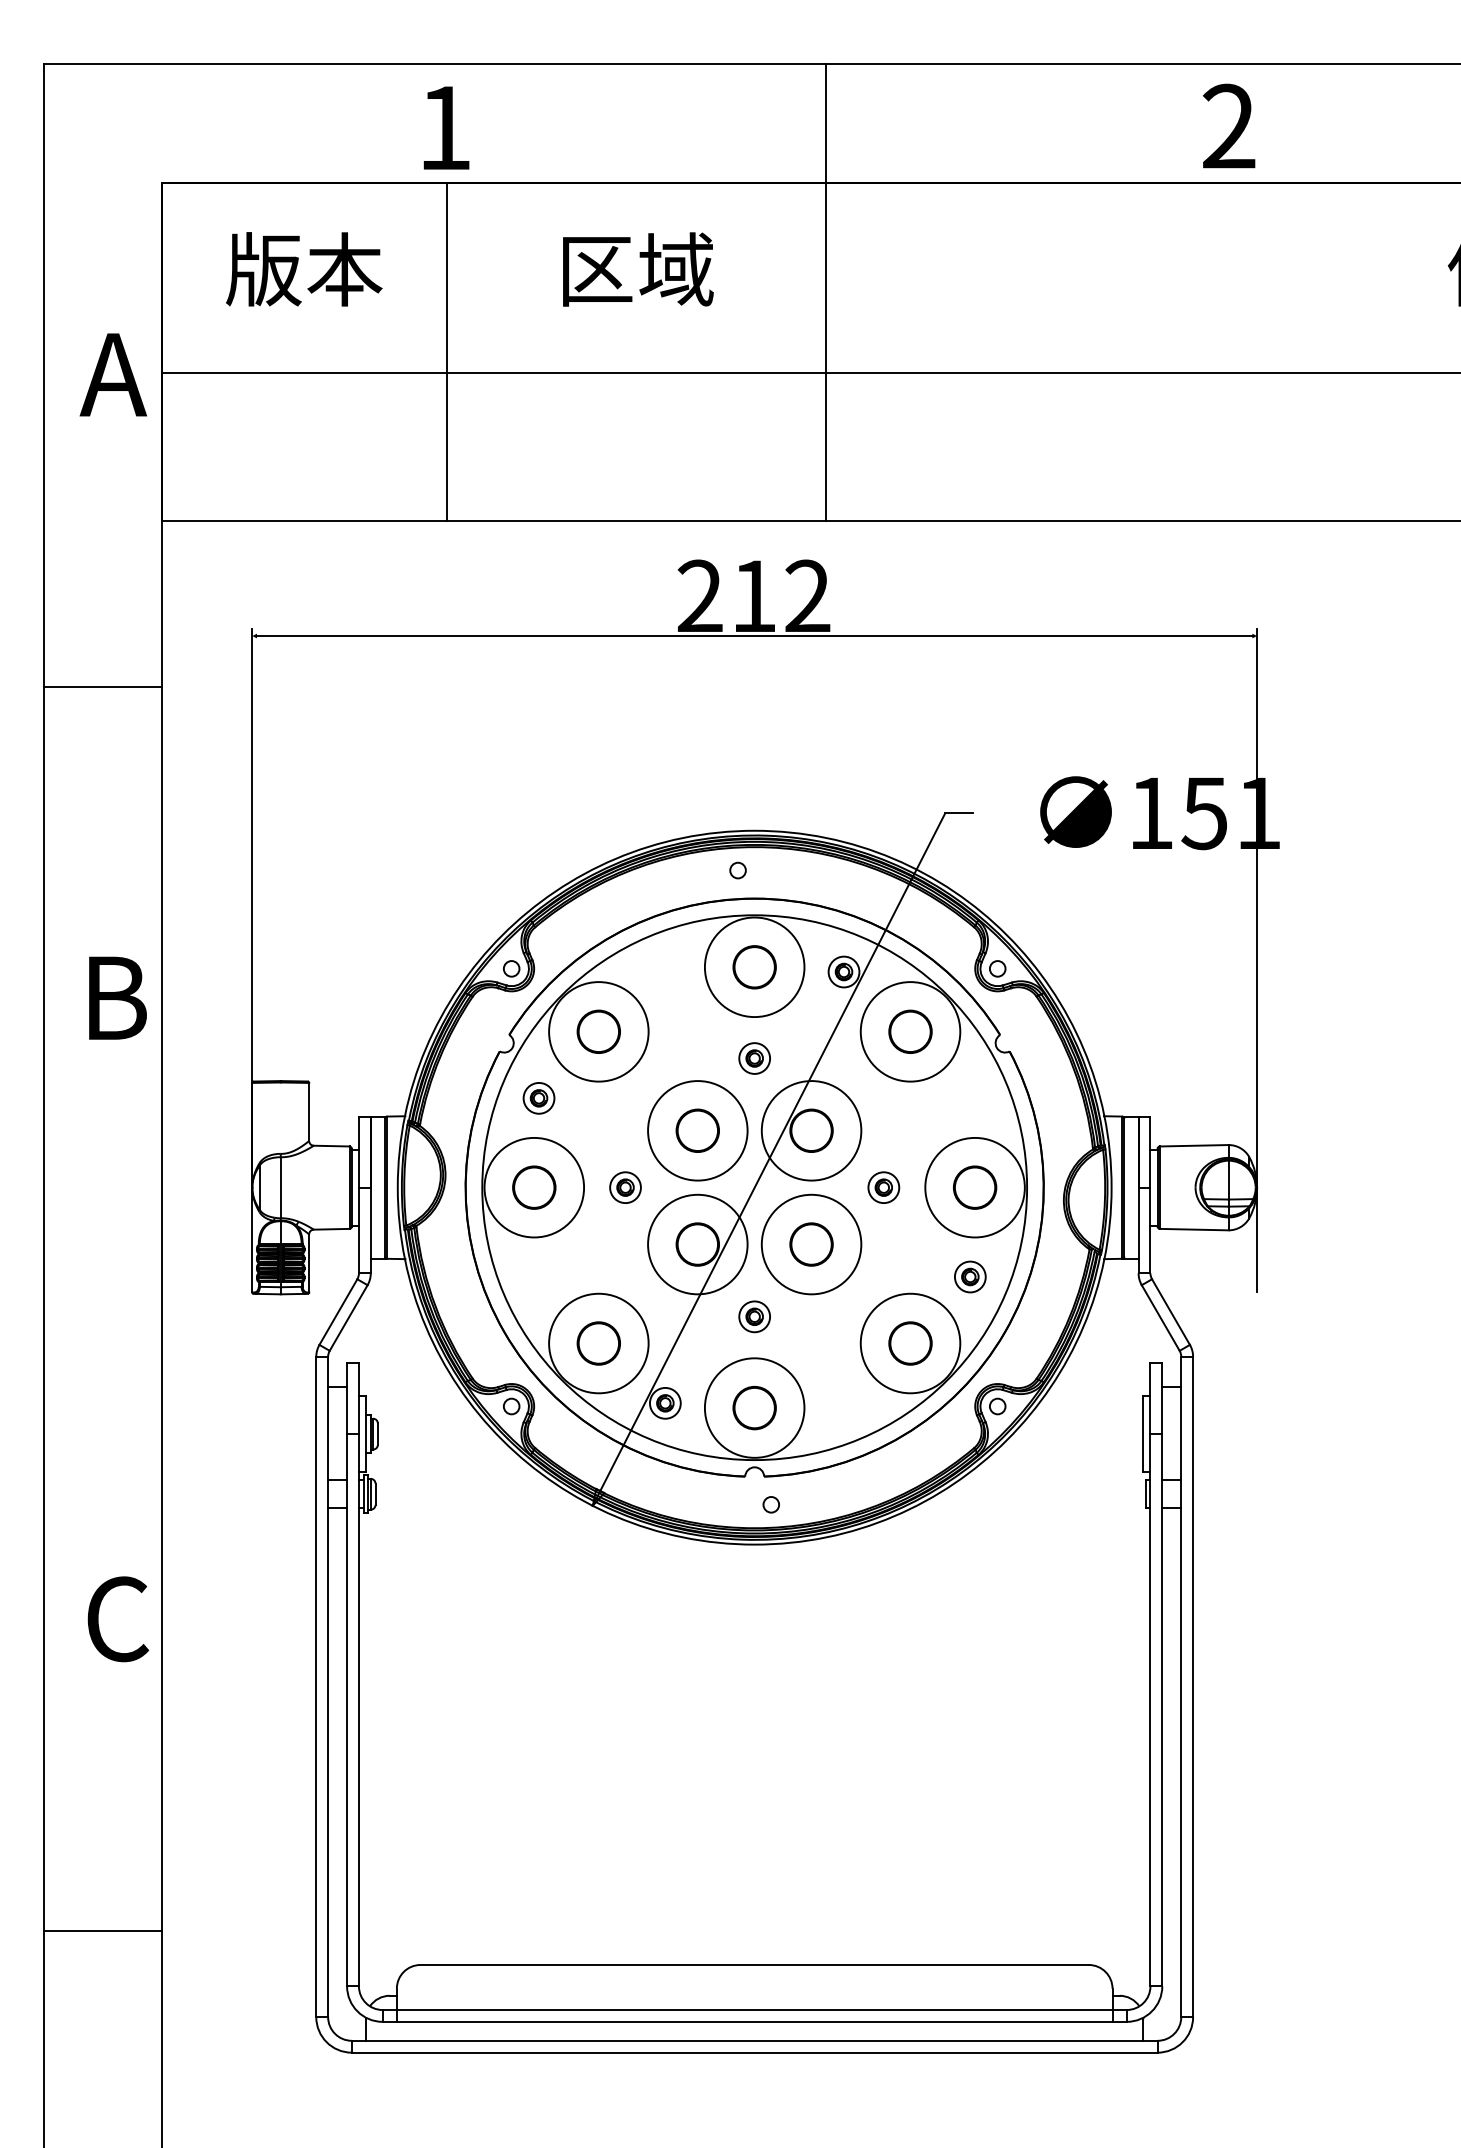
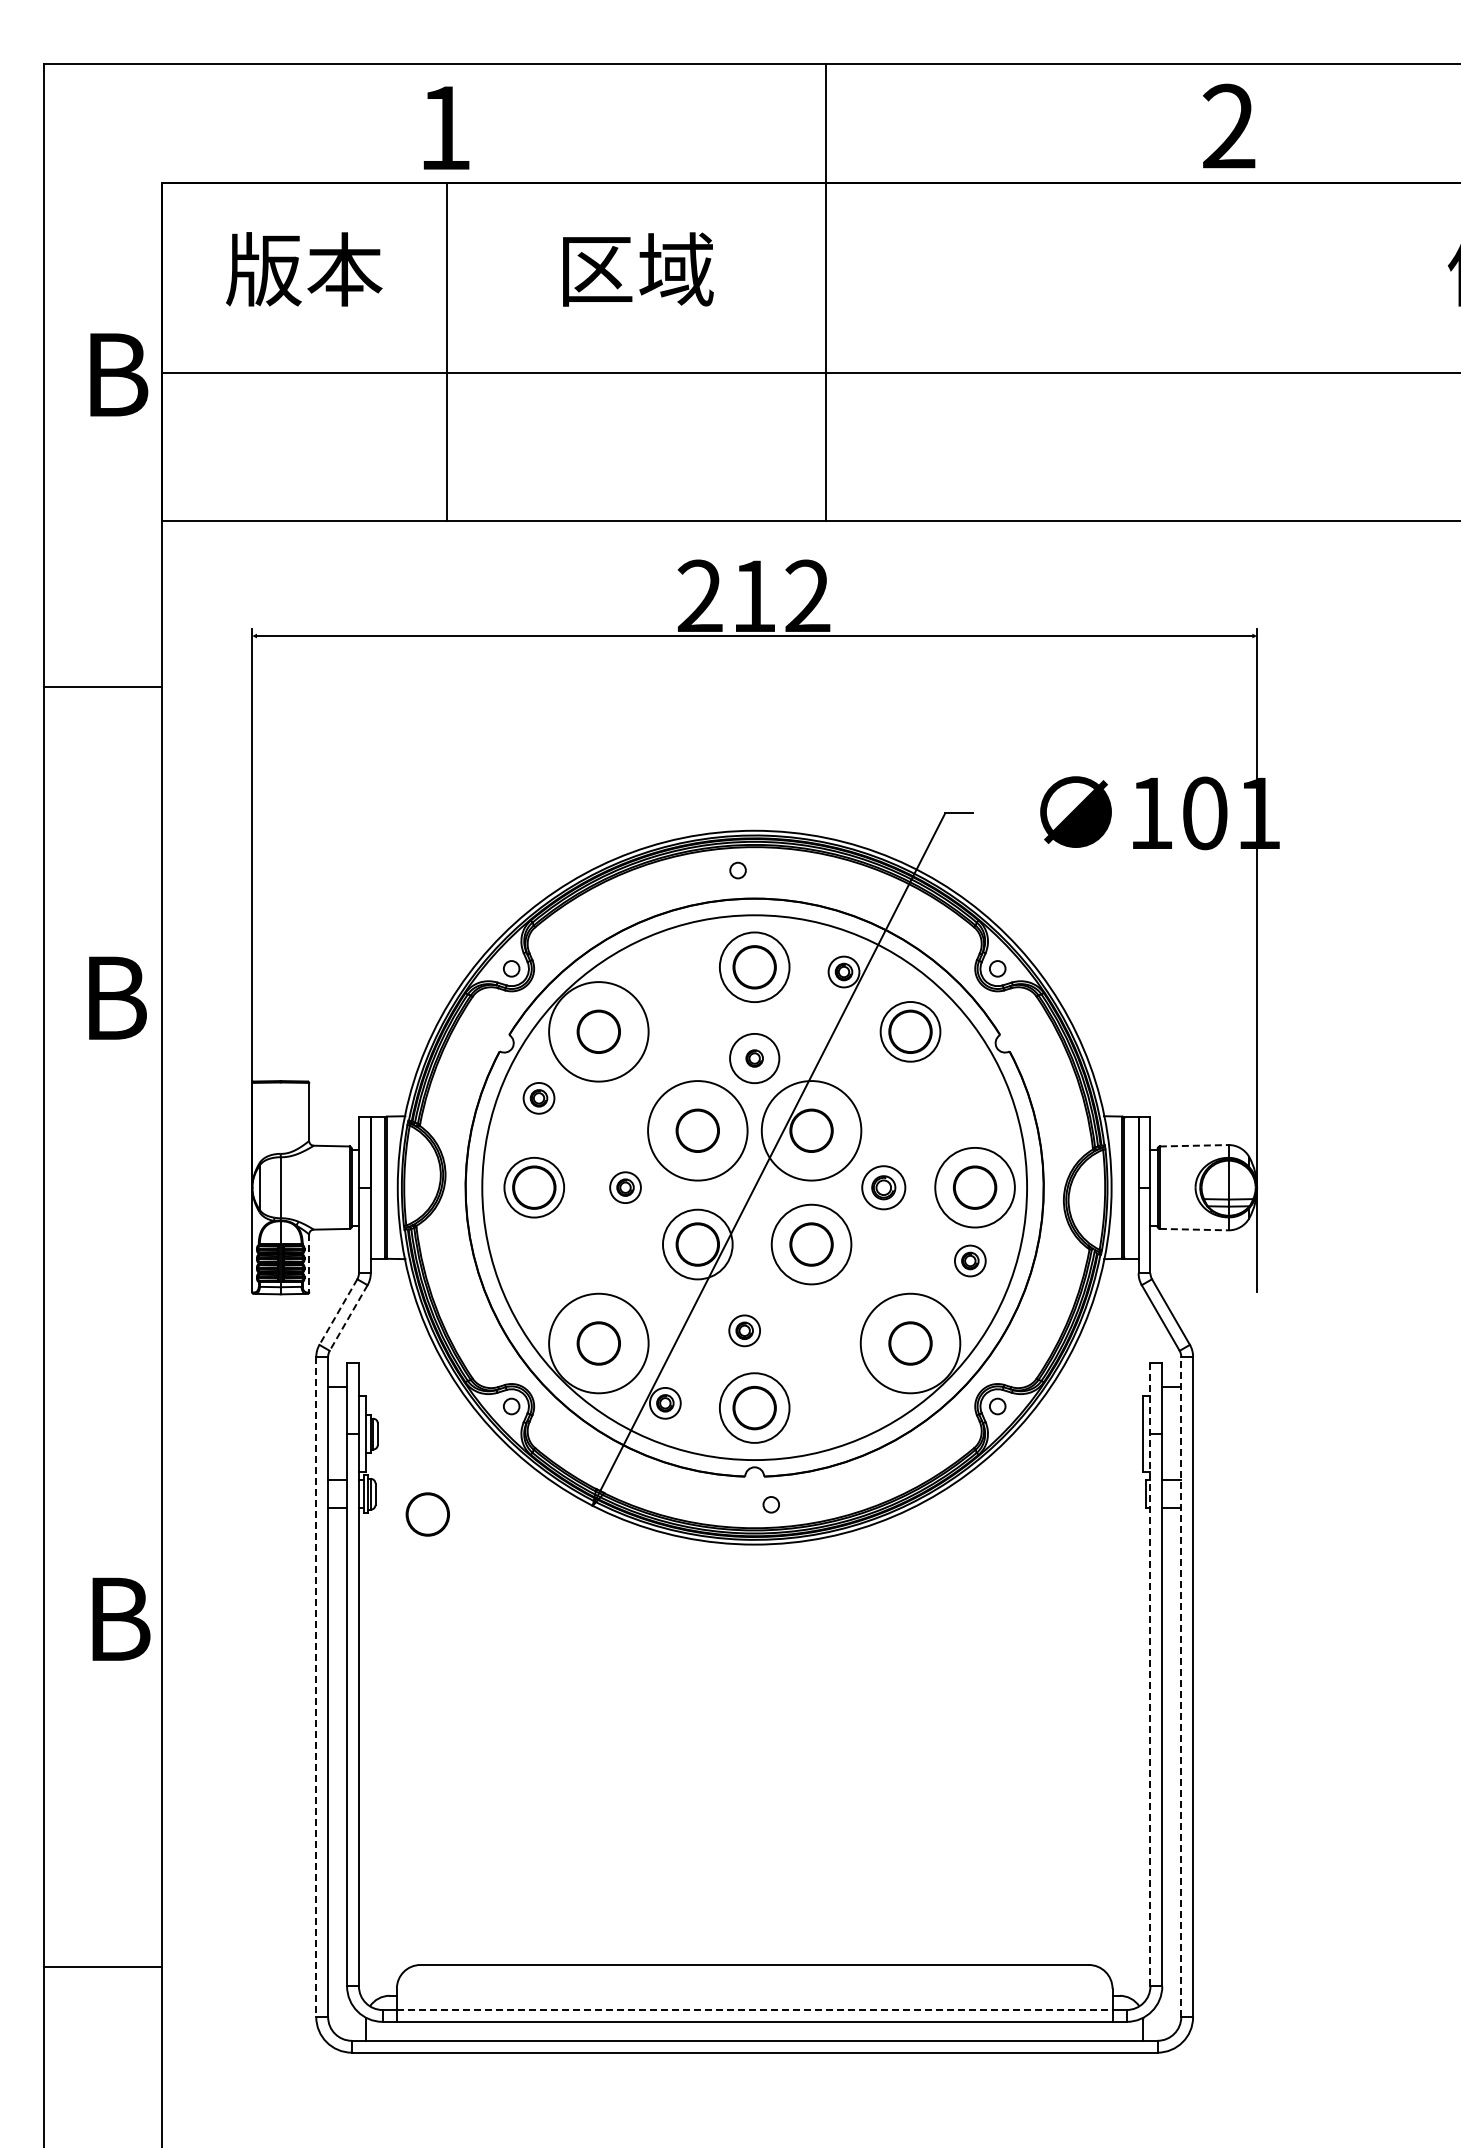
text: A -> B (113, 374)
text: 151 -> 101 (1204, 813)
circle diameter: 100 px -> 70 px (754, 967)
circle diameter: 100 px -> 60 px (910, 1031)
circle diameter: 31 px -> 49 px (754, 1058)
line: solid -> dashed (1194, 1145)
circle diameter: 100 px -> 60 px (534, 1187)
part size: 34x33 px -> 46x46 px (883, 1187)
circle diameter: 100 px -> 80 px (974, 1187)
line: solid -> dashed (1194, 1229)
circle diameter: 100 px -> 70 px (697, 1244)
circle diameter: 100 px -> 80 px (811, 1244)
line: solid -> dashed (309, 1263)
part position: (970, 1276) -> (970, 1260) (970, 1260)
line: solid -> dashed (338, 1312)
part position: (754, 1316) -> (744, 1330) (744, 1330)
line: solid -> dashed (348, 1318)
circle diameter: 100 px -> 70 px (754, 1407)
circle: none -> present (427, 1514)
text: C -> B (118, 1619)
line: solid -> dashed (1150, 1674)
line: solid -> dashed (1181, 1686)
line: solid -> dashed (316, 1687)
line position: (102, 1930) -> (102, 1966) (102, 1966)
line: solid -> dashed (754, 2010)
